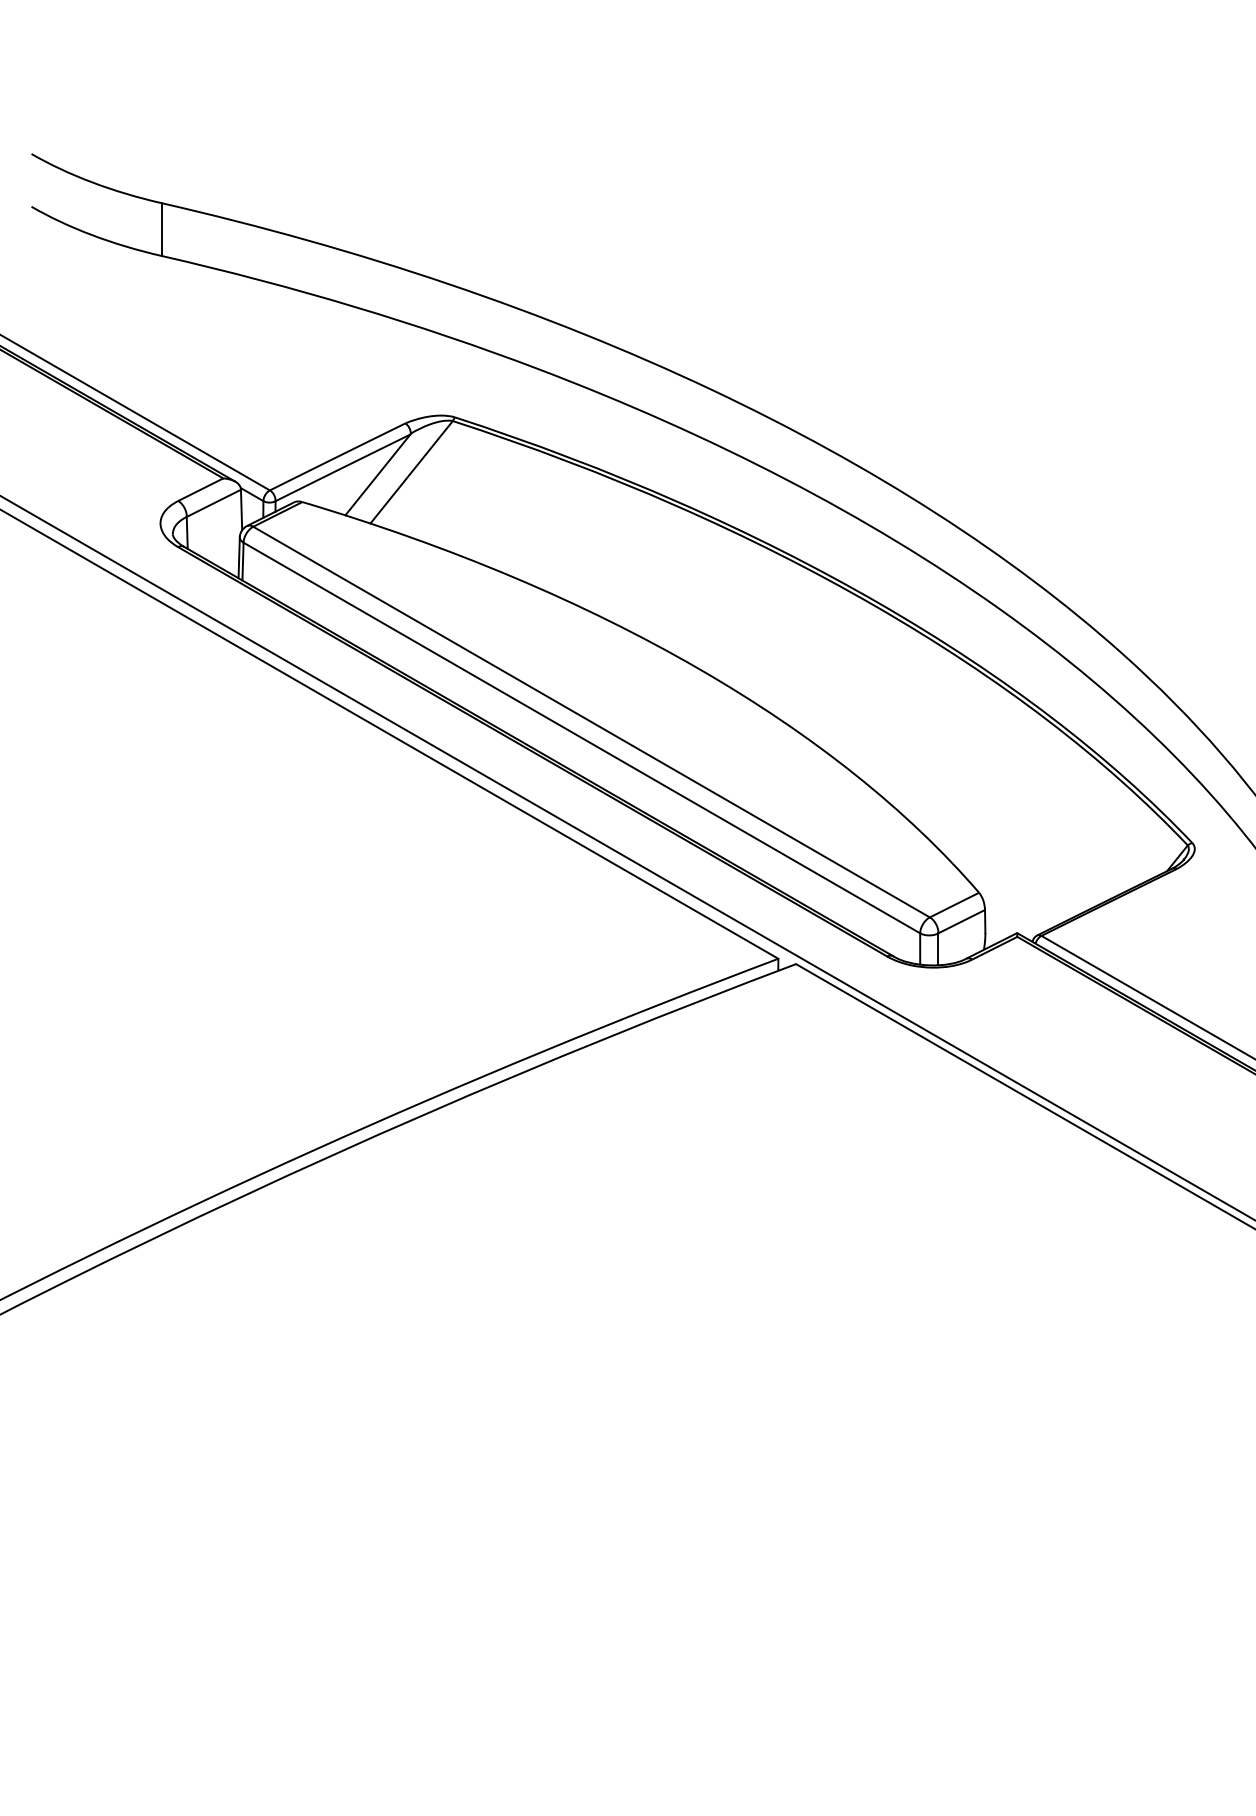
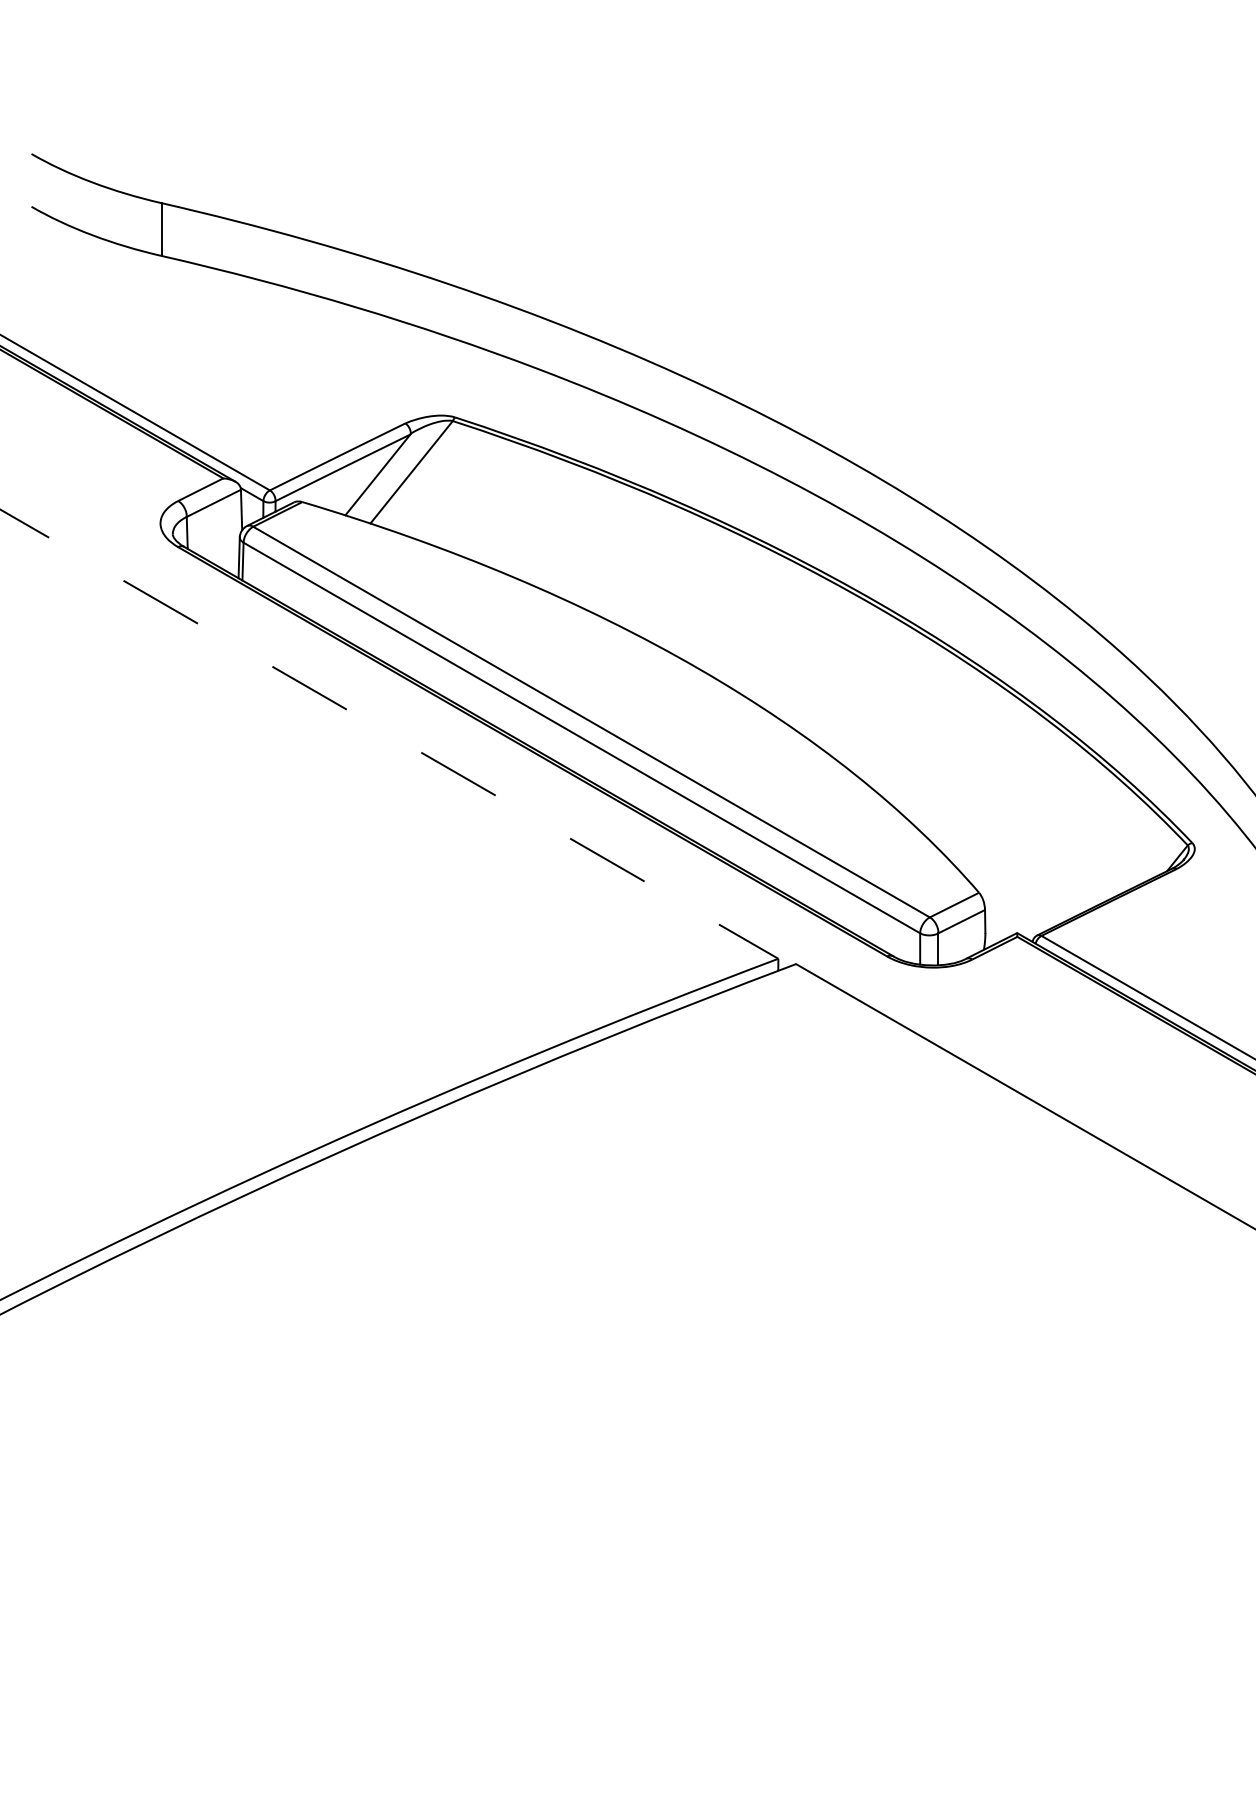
line: solid -> dashed (389, 734)
line: present -> none (627, 857)
